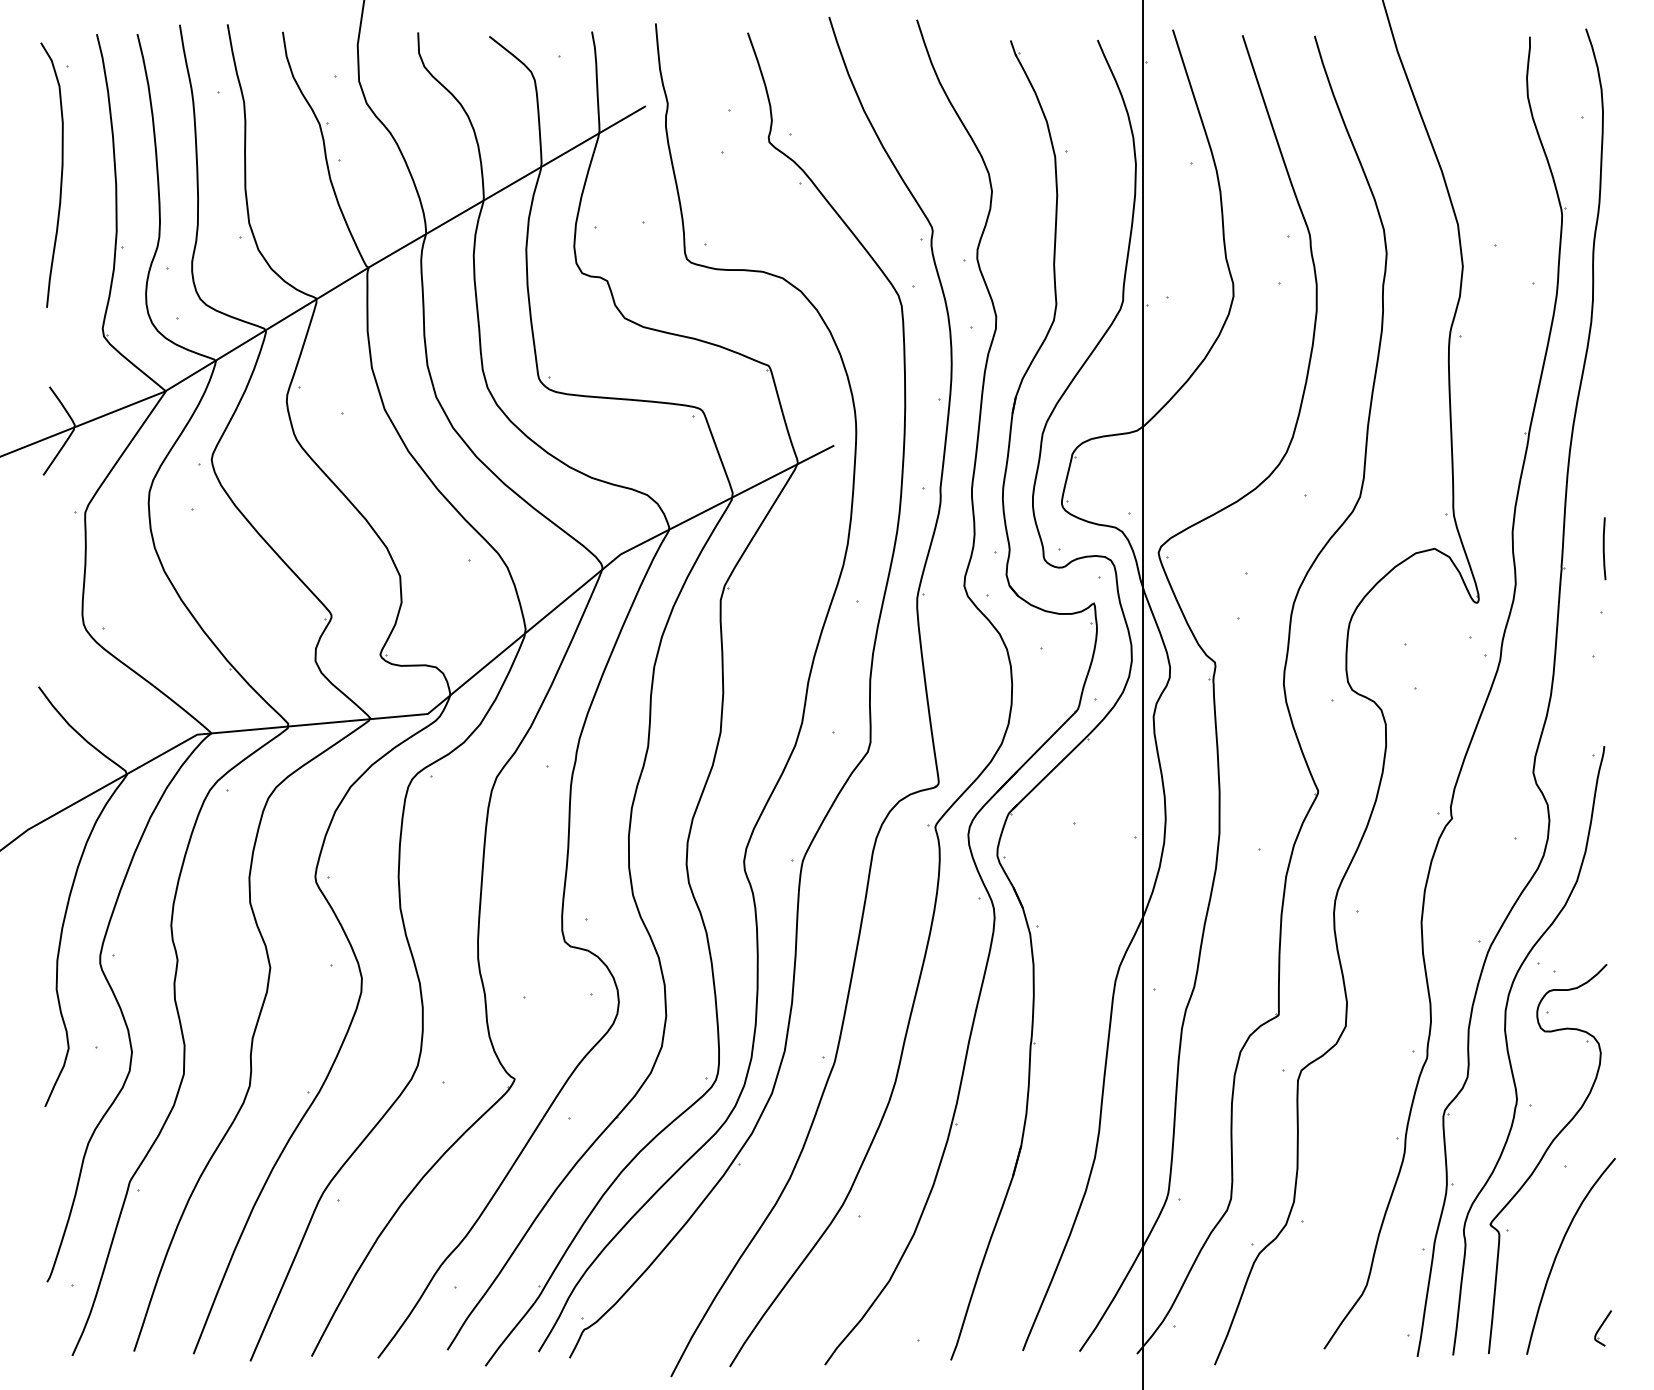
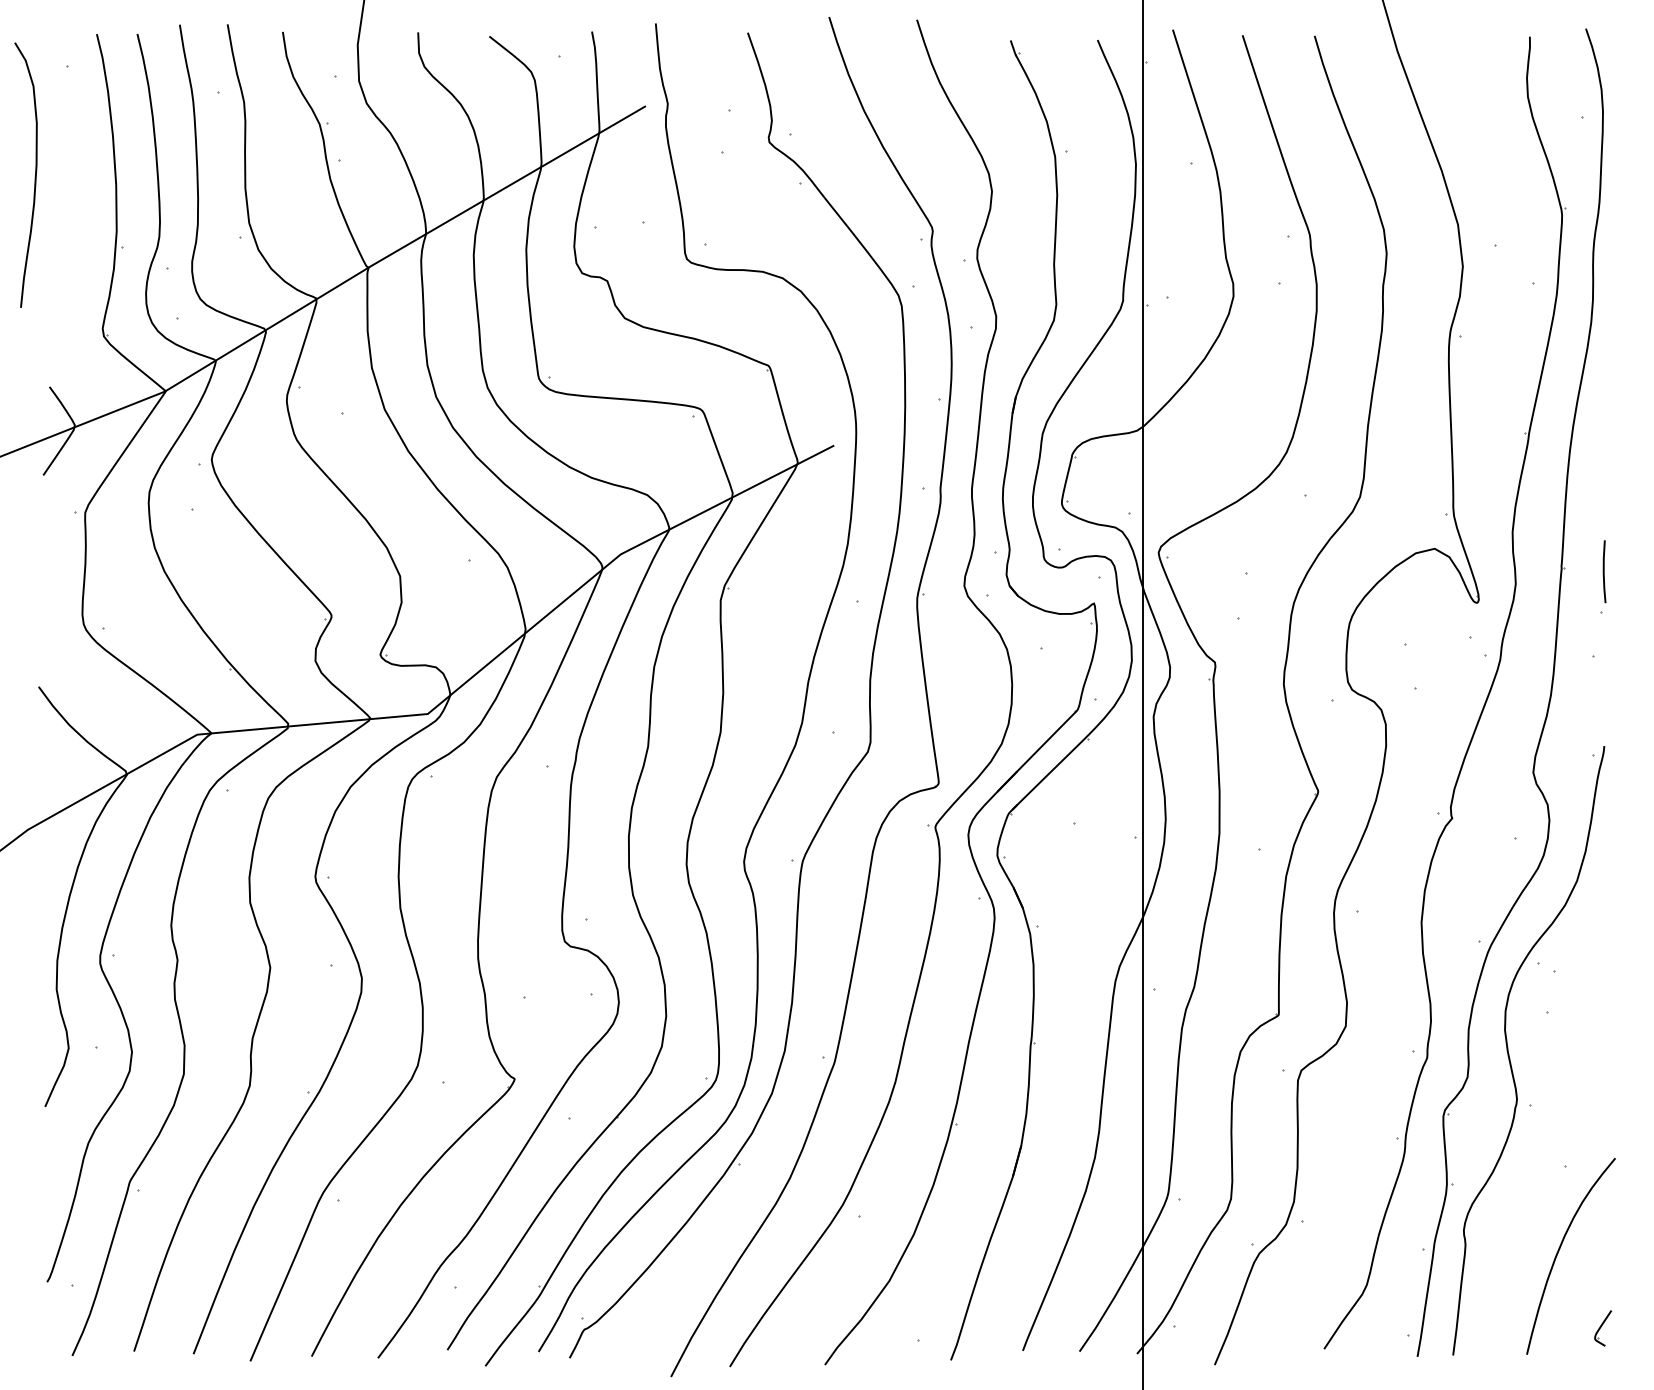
curve position: (60, 177) -> (34, 177) (34, 177)
line position: (1604, 548) -> (1604, 571) (1604, 571)
part: present -> none (1547, 1159)
